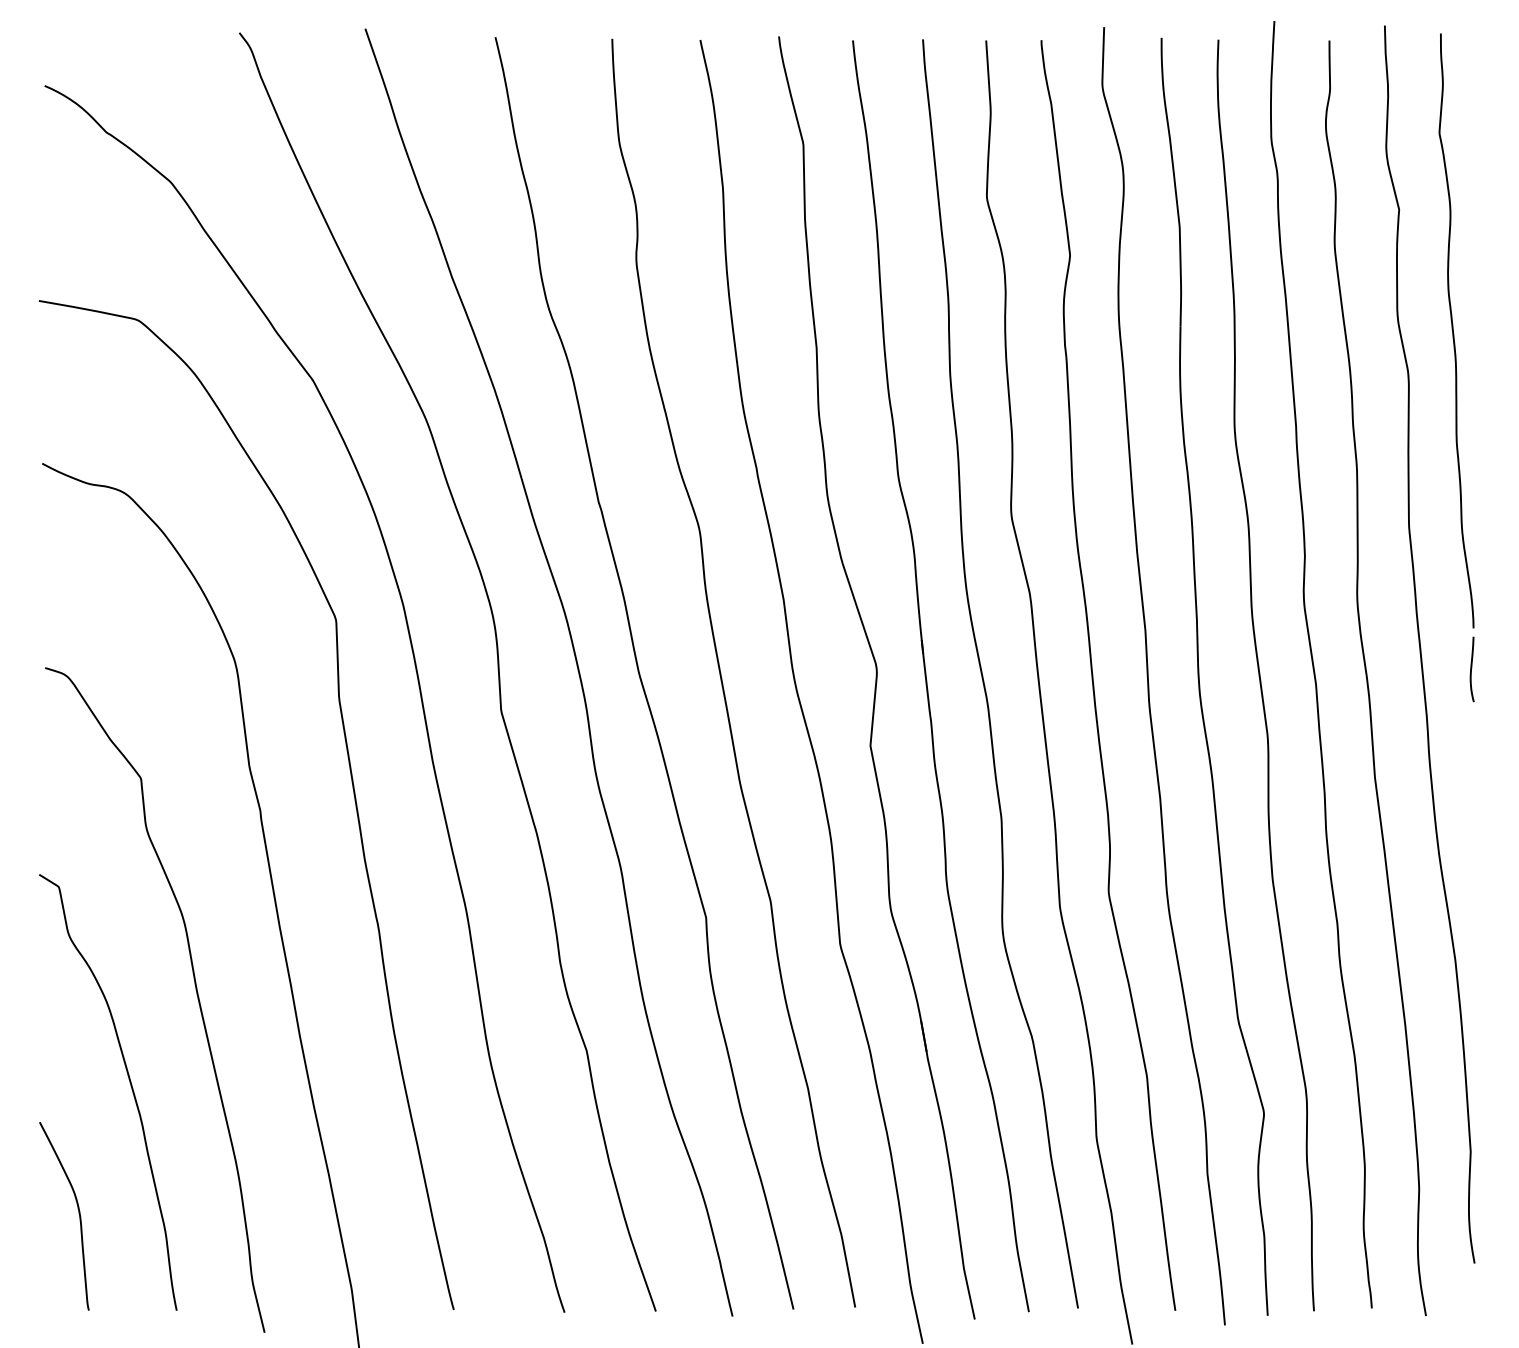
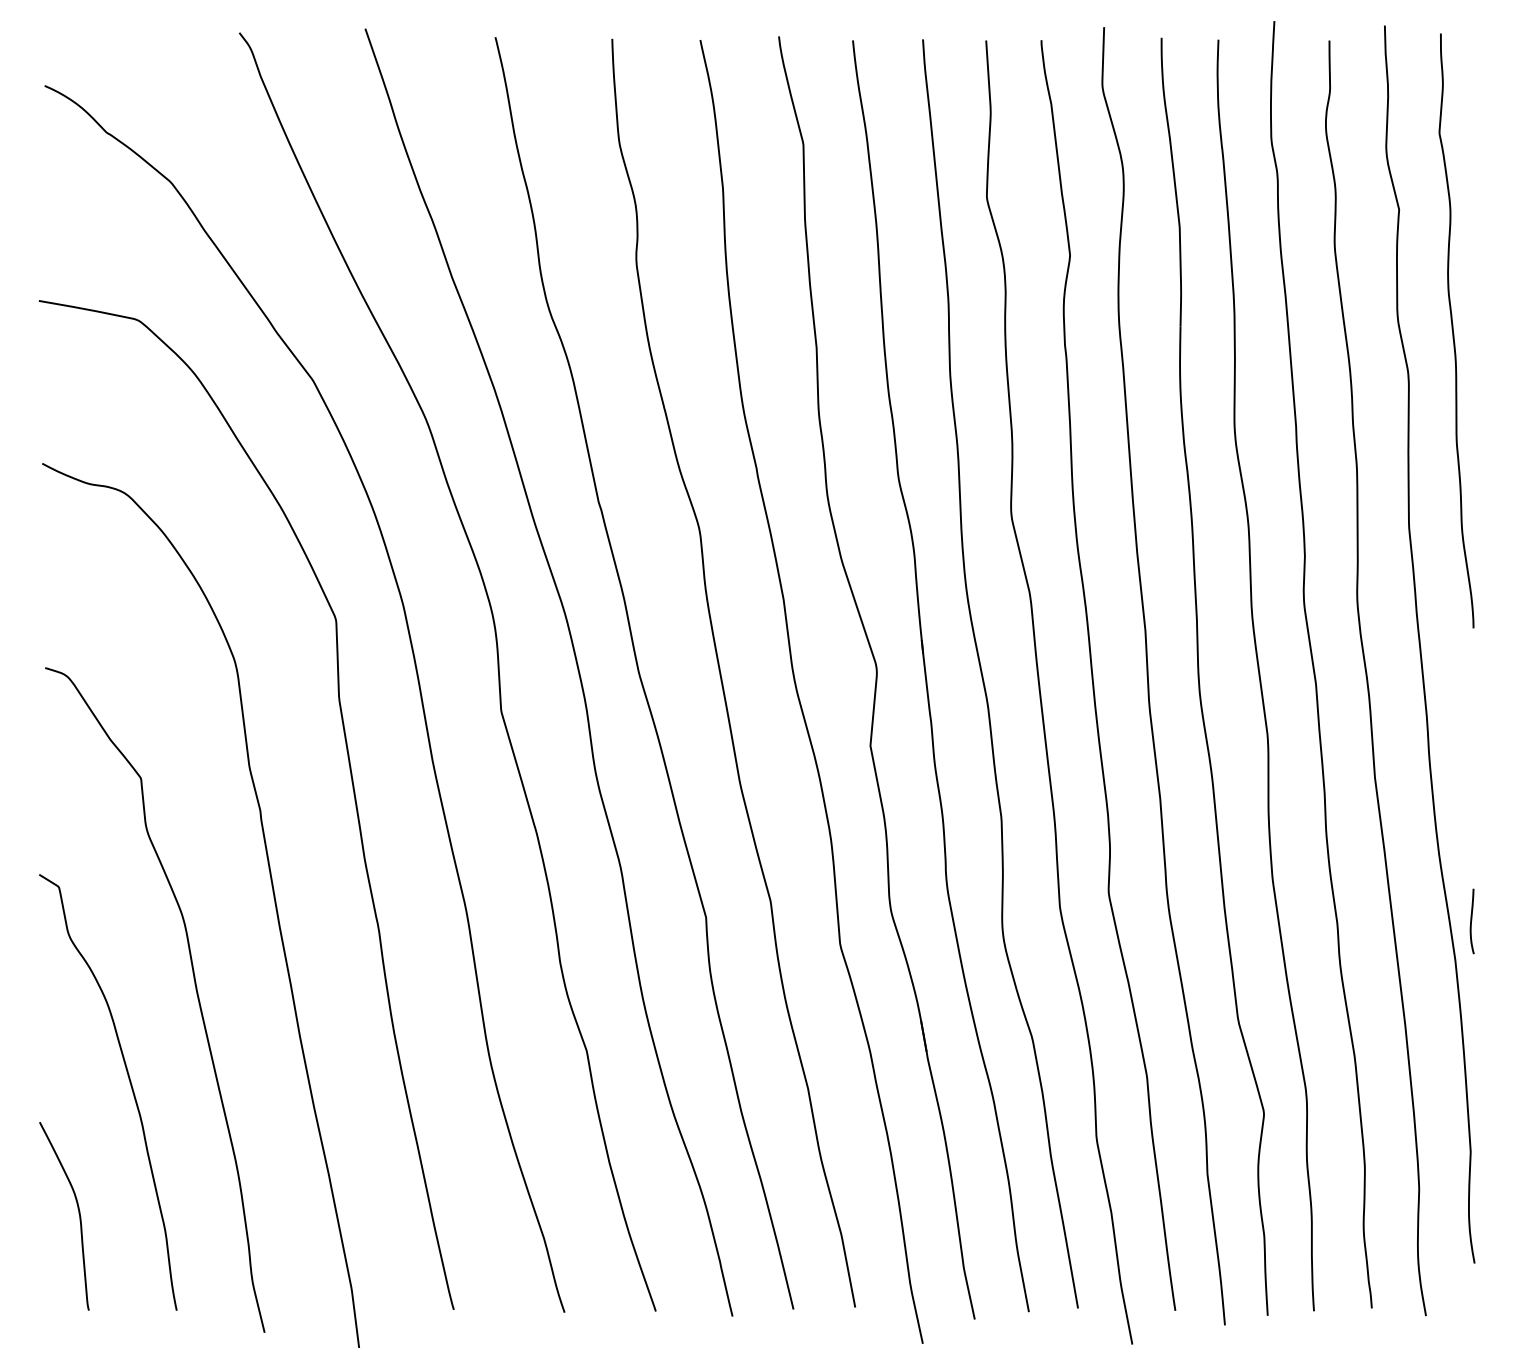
curve position: (1471, 669) -> (1471, 921) (1471, 921)
